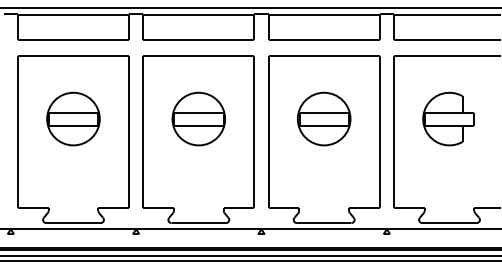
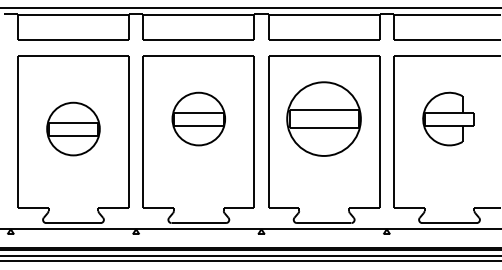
part position: (73, 118) -> (73, 128) (73, 128)
part size: 55x56 px -> 76x76 px (323, 118)
